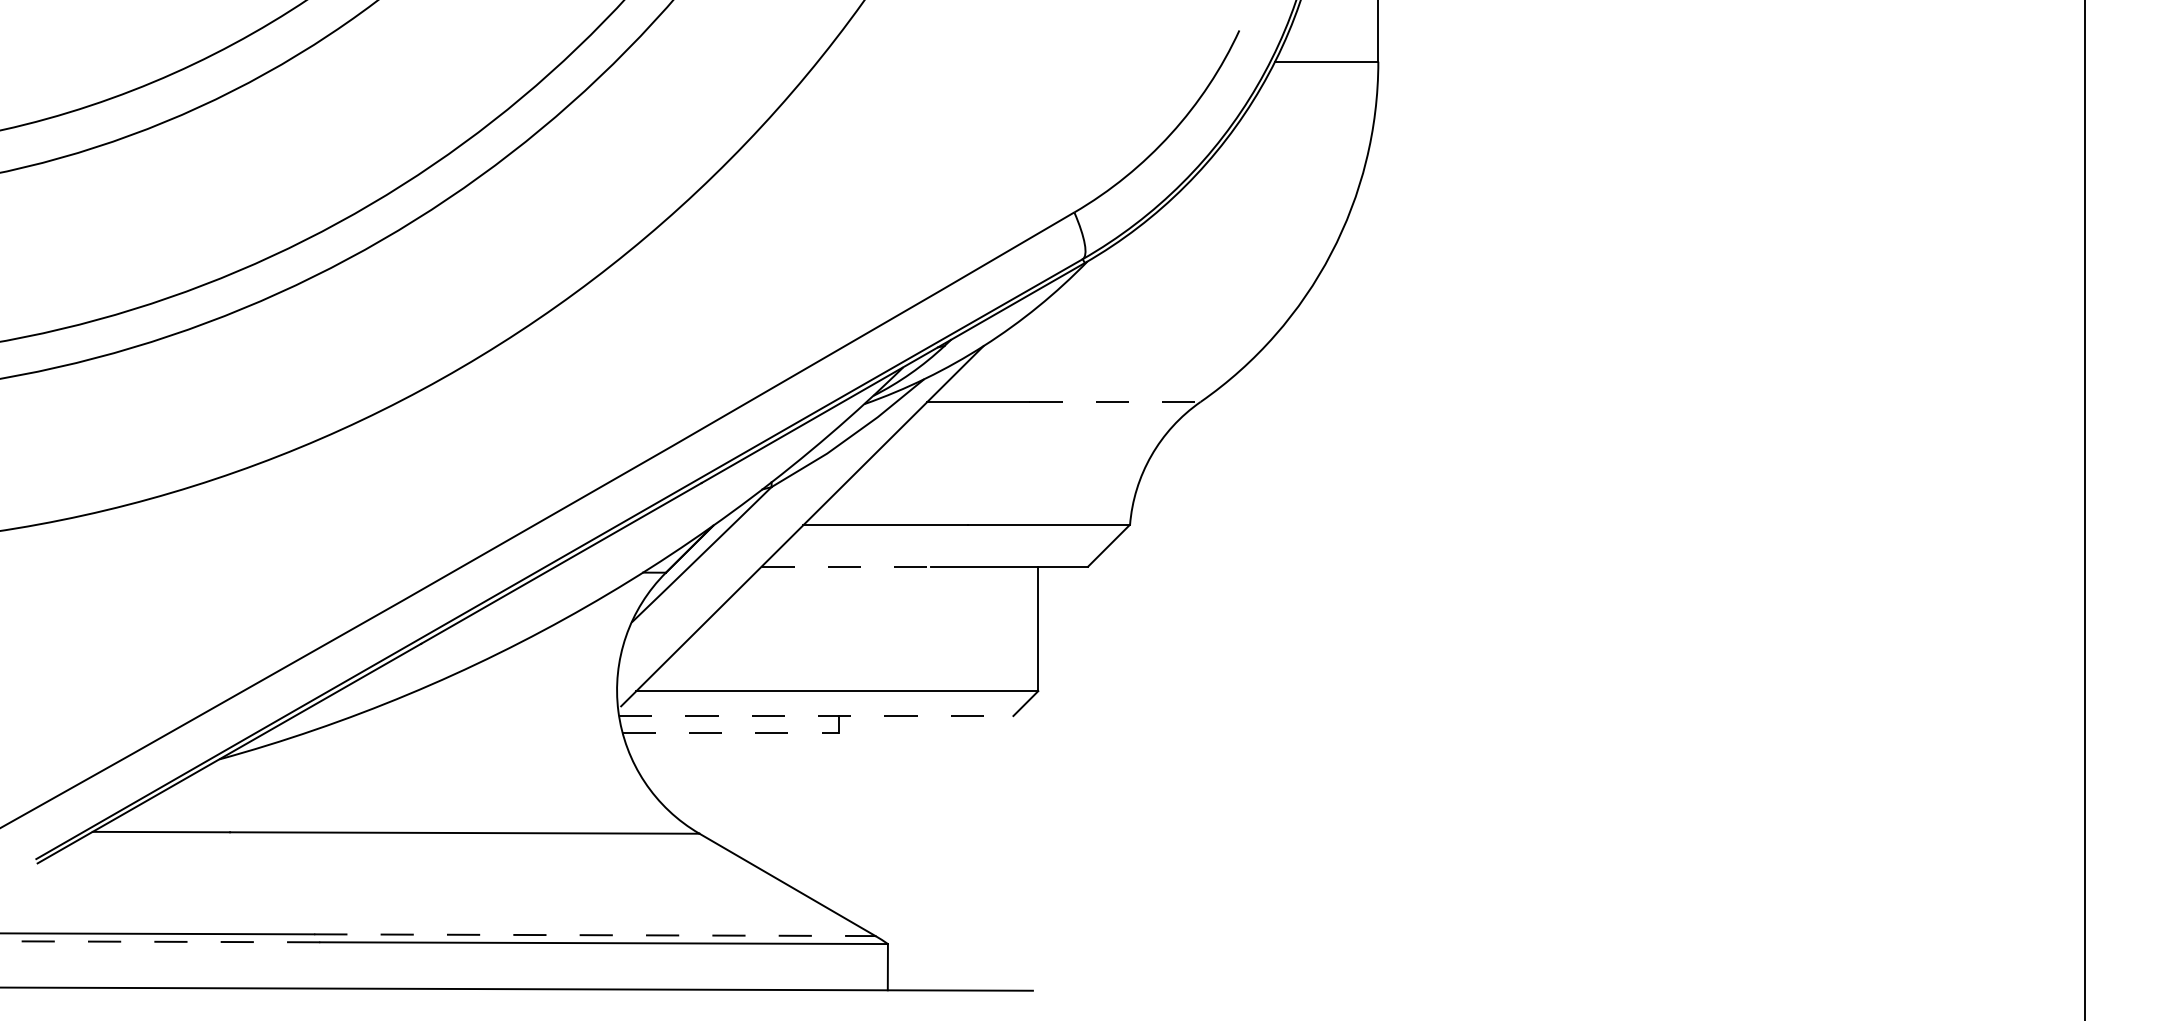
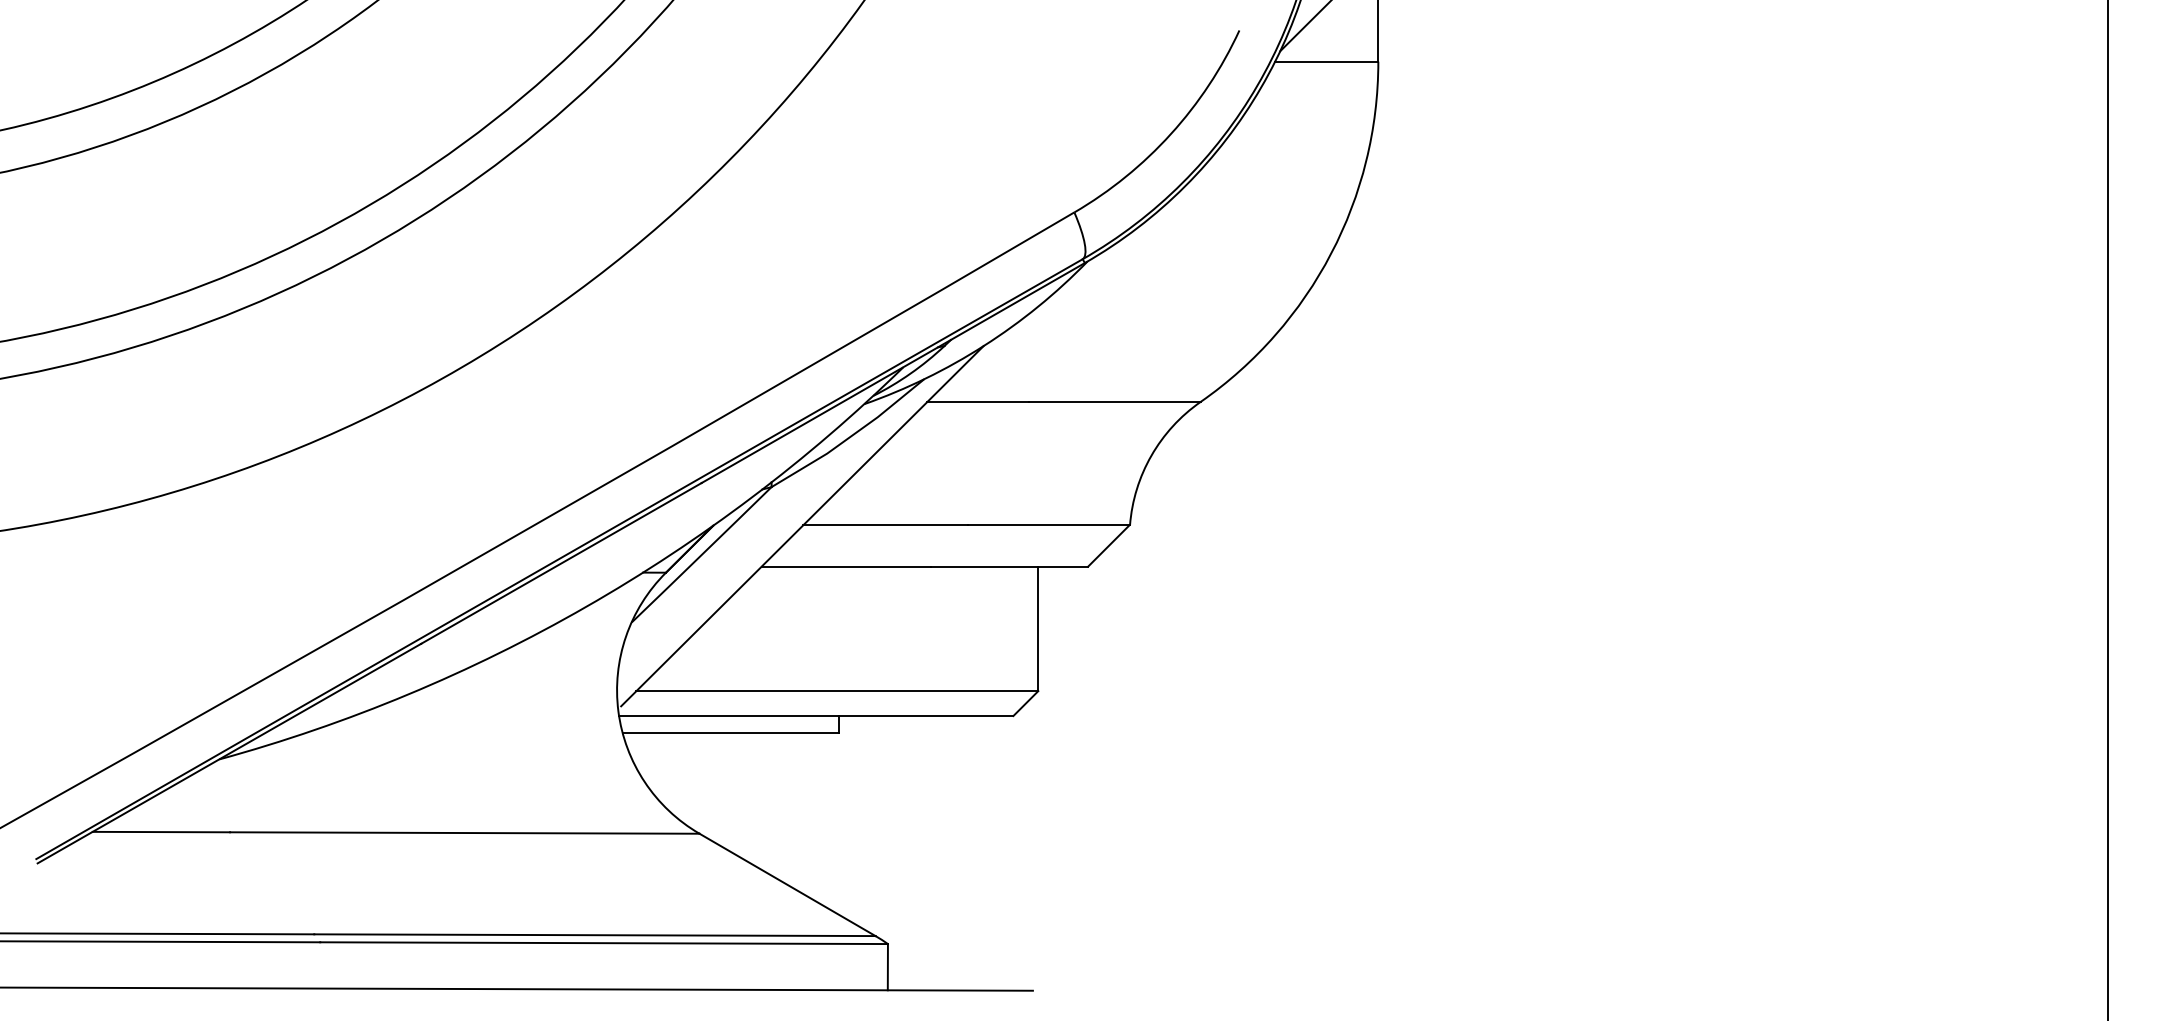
line: none -> present (1304, 26)
line: dashed -> solid (1115, 401)
line position: (2084, 509) -> (2107, 509) (2107, 509)
line: dashed -> solid (846, 566)
line: dashed -> solid (816, 716)
line: dashed -> solid (731, 732)
line: dashed -> solid (594, 935)
line: dashed -> solid (160, 941)
